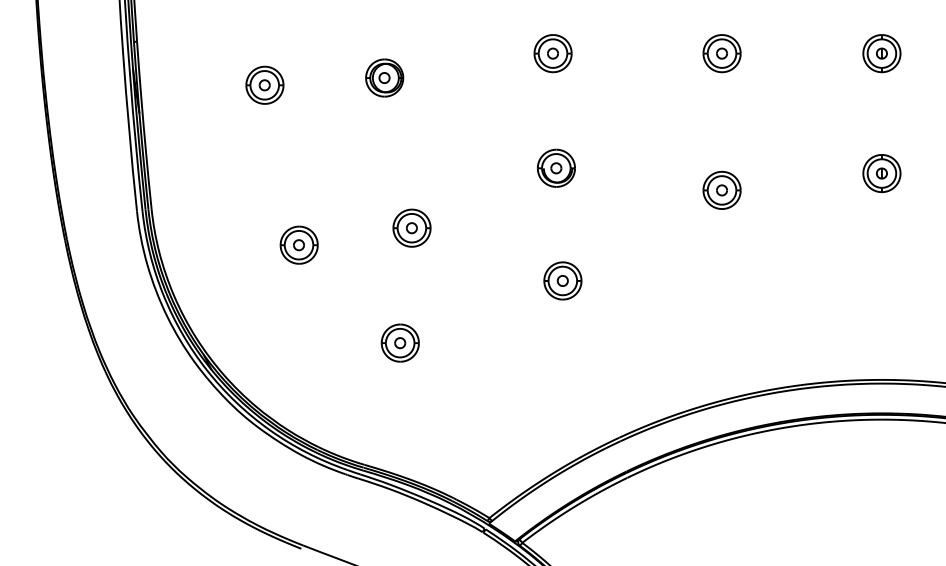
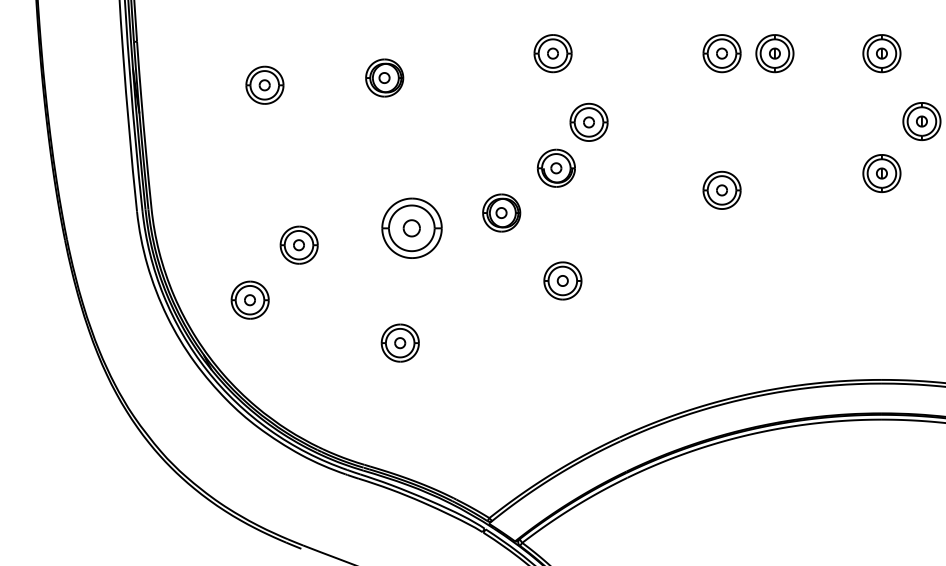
part: none -> present (774, 53)
part: none -> present (588, 121)
part: none -> present (921, 121)
part: none -> present (501, 212)
part size: 40x40 px -> 62x62 px (411, 227)
part: none -> present (249, 299)
